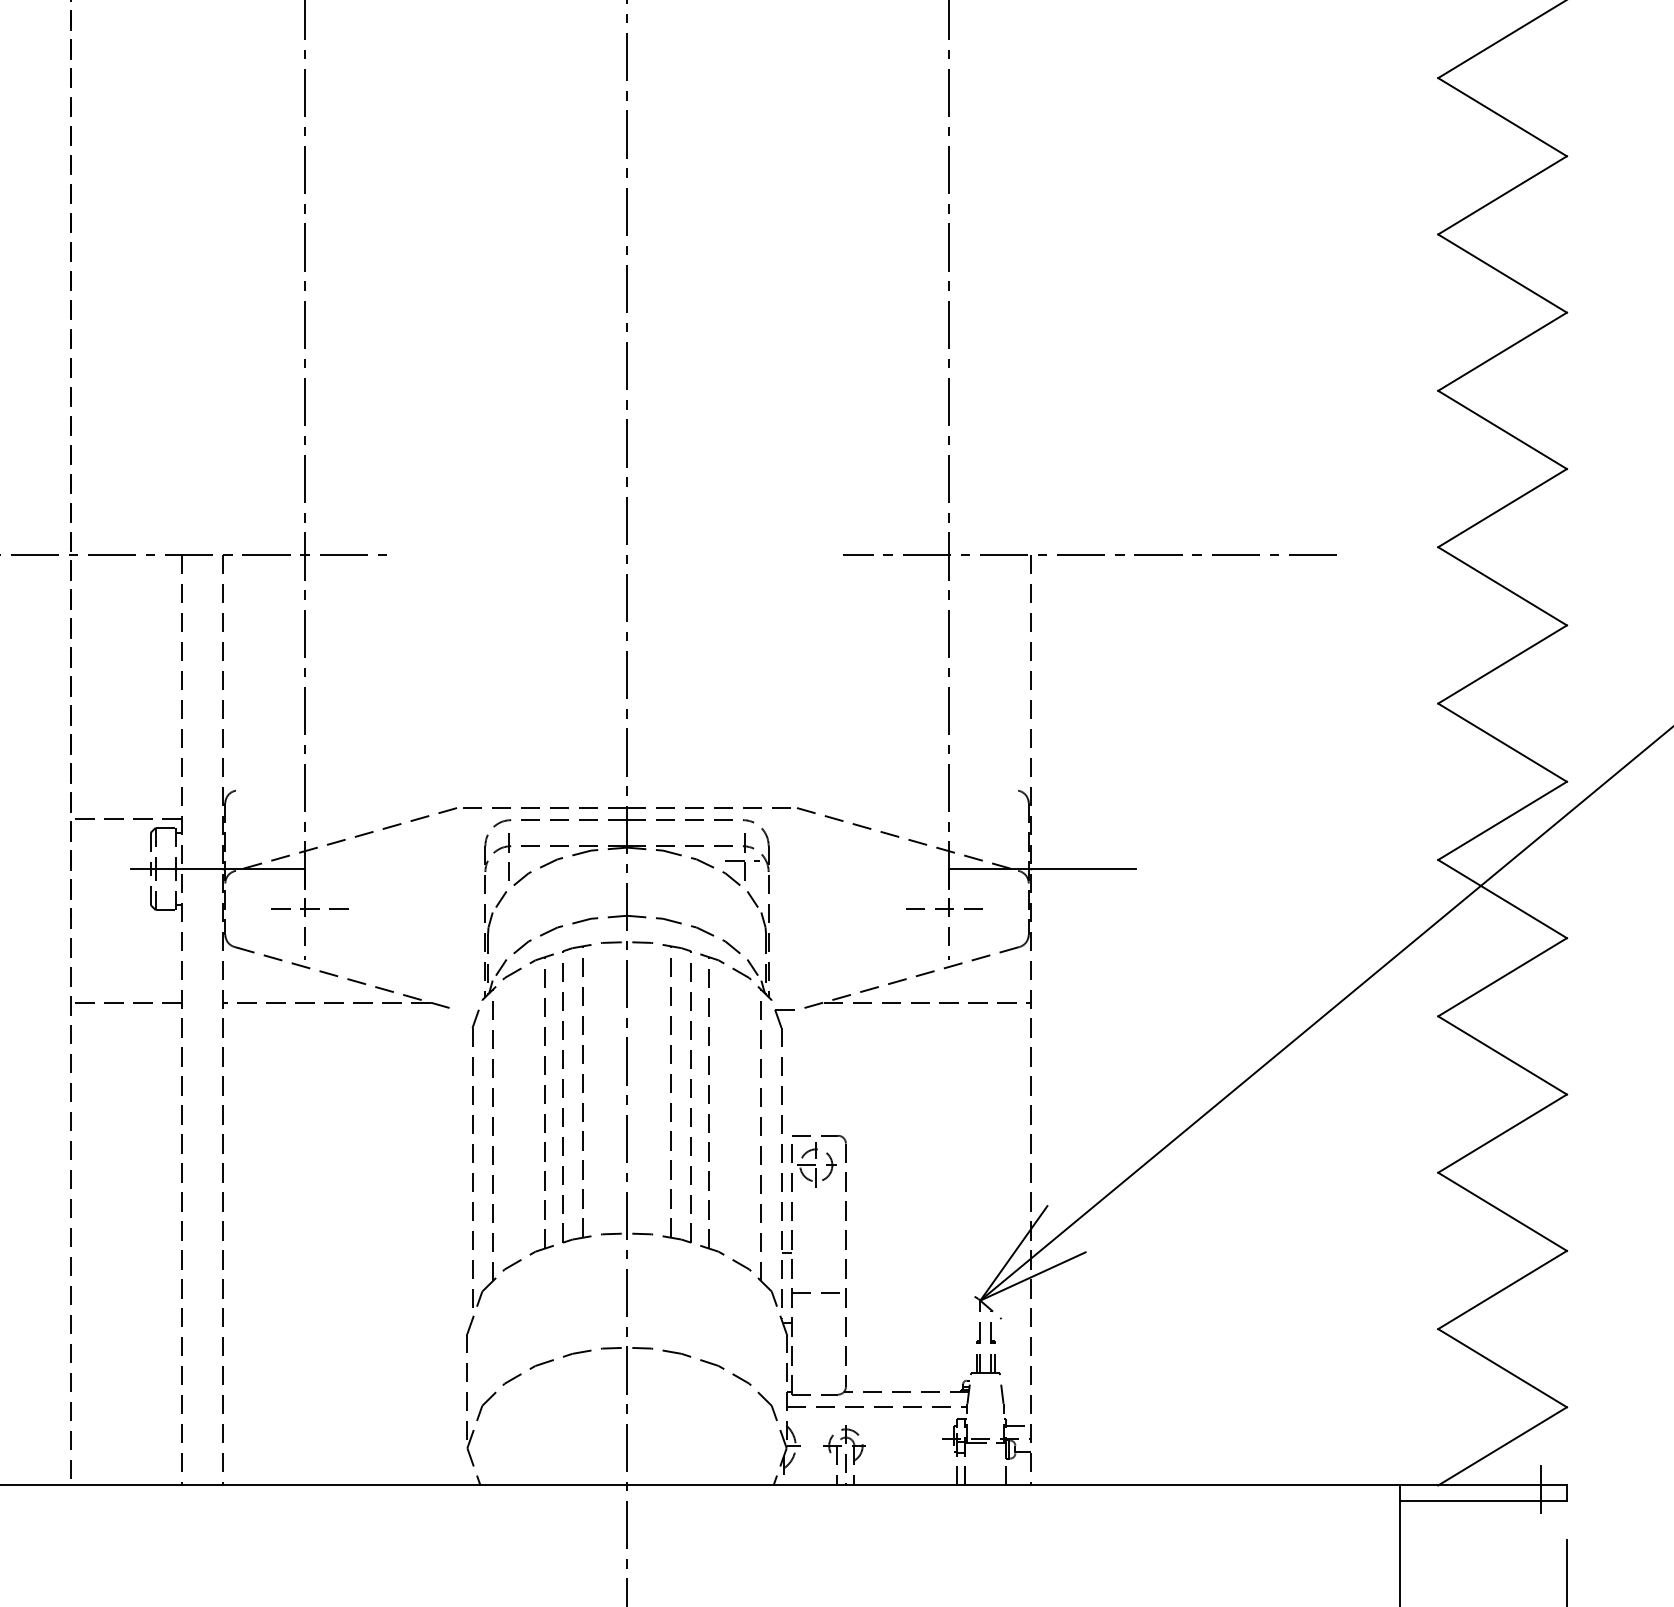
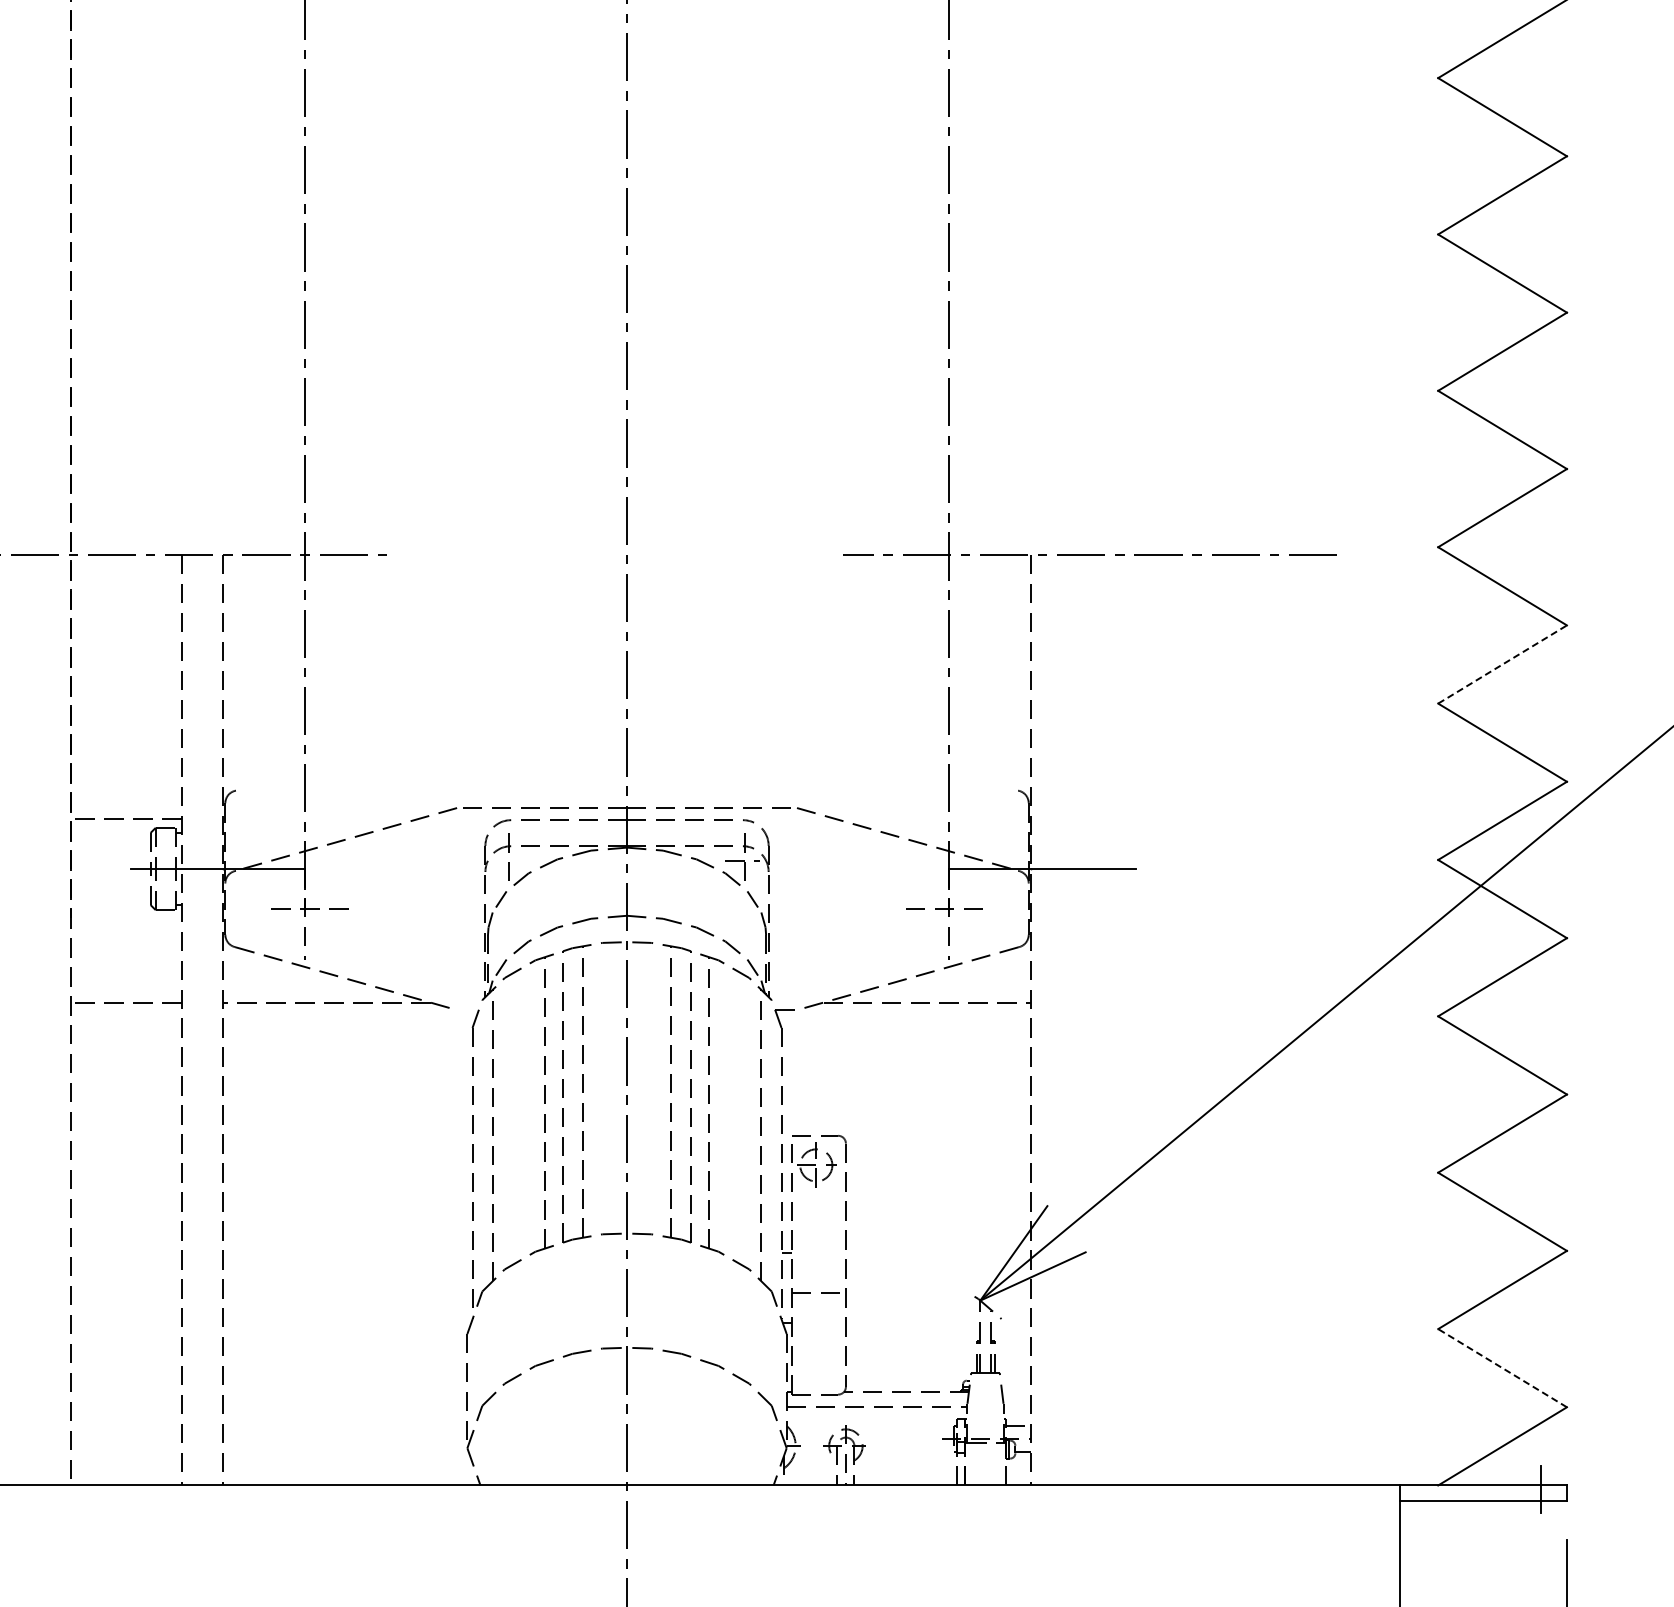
line: solid -> dashed (1503, 664)
line: solid -> dashed (1502, 1367)
